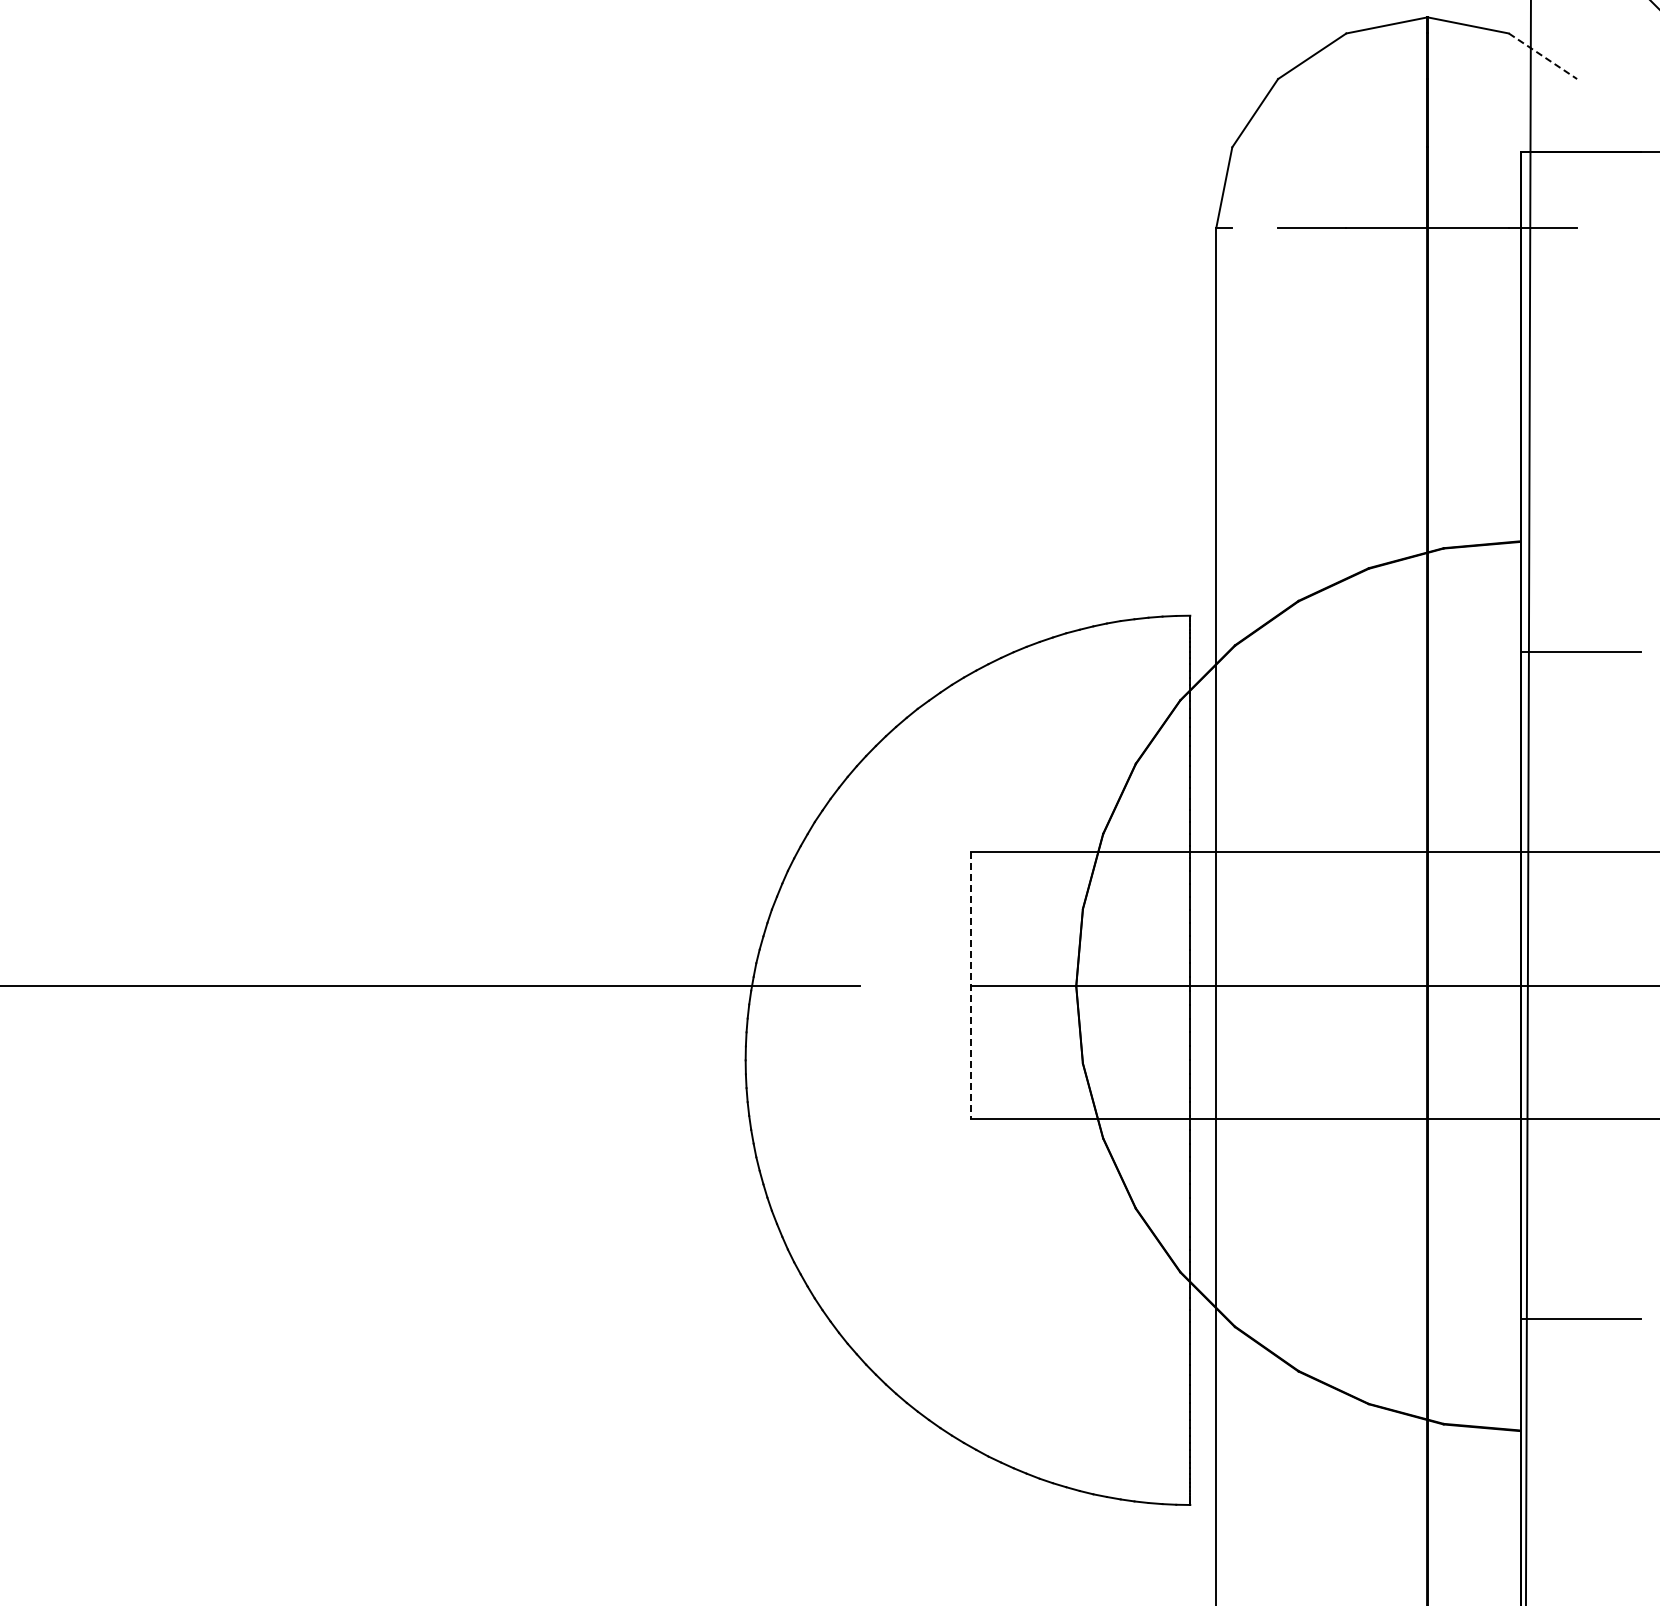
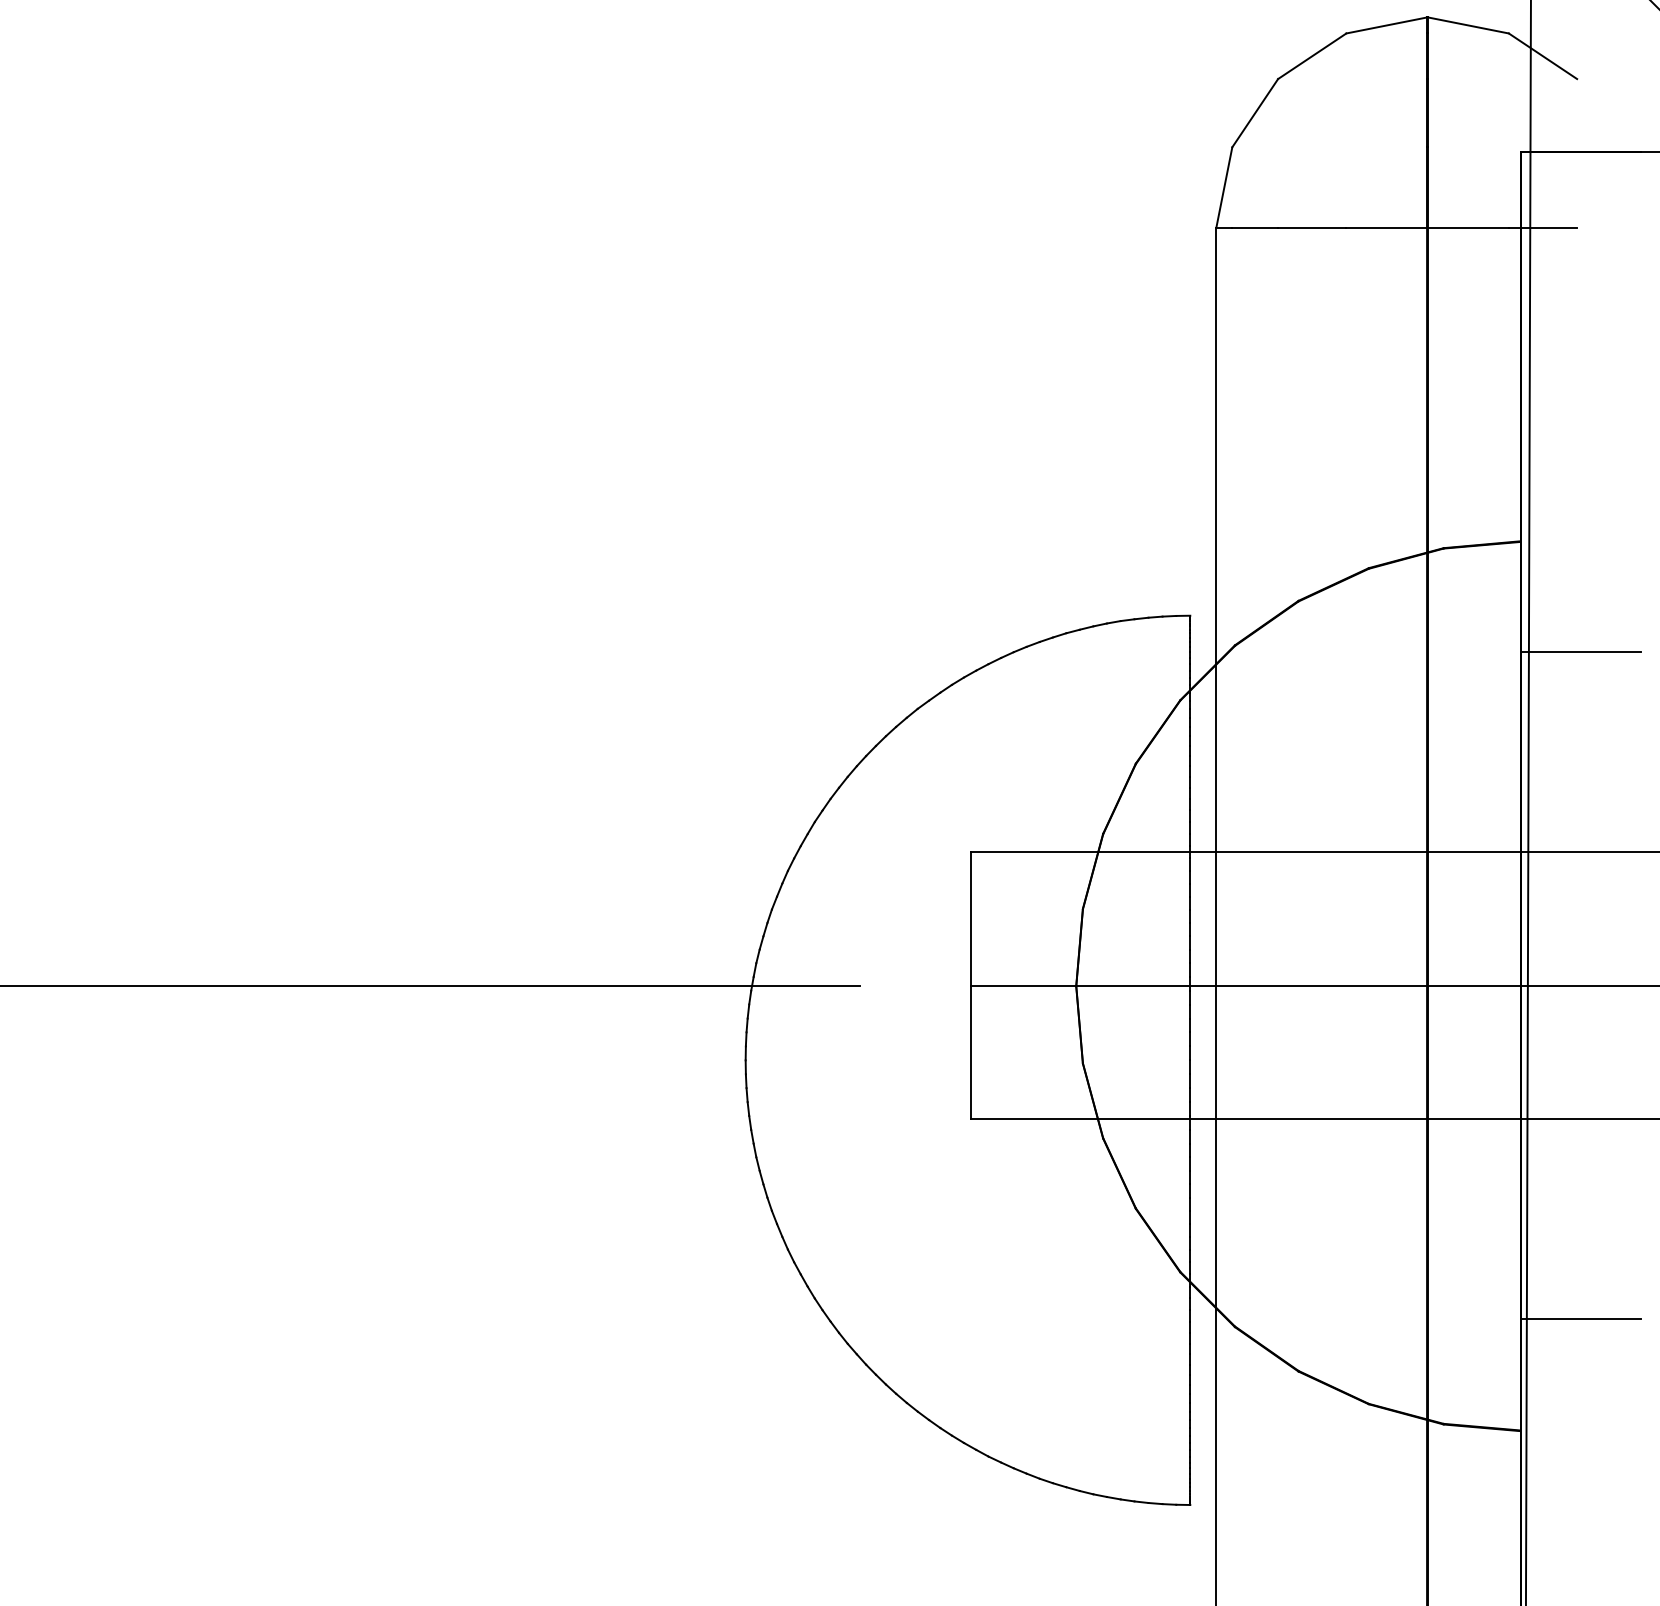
line: dashed -> solid (1543, 56)
line: none -> present (1255, 228)
line: dashed -> solid (971, 986)
